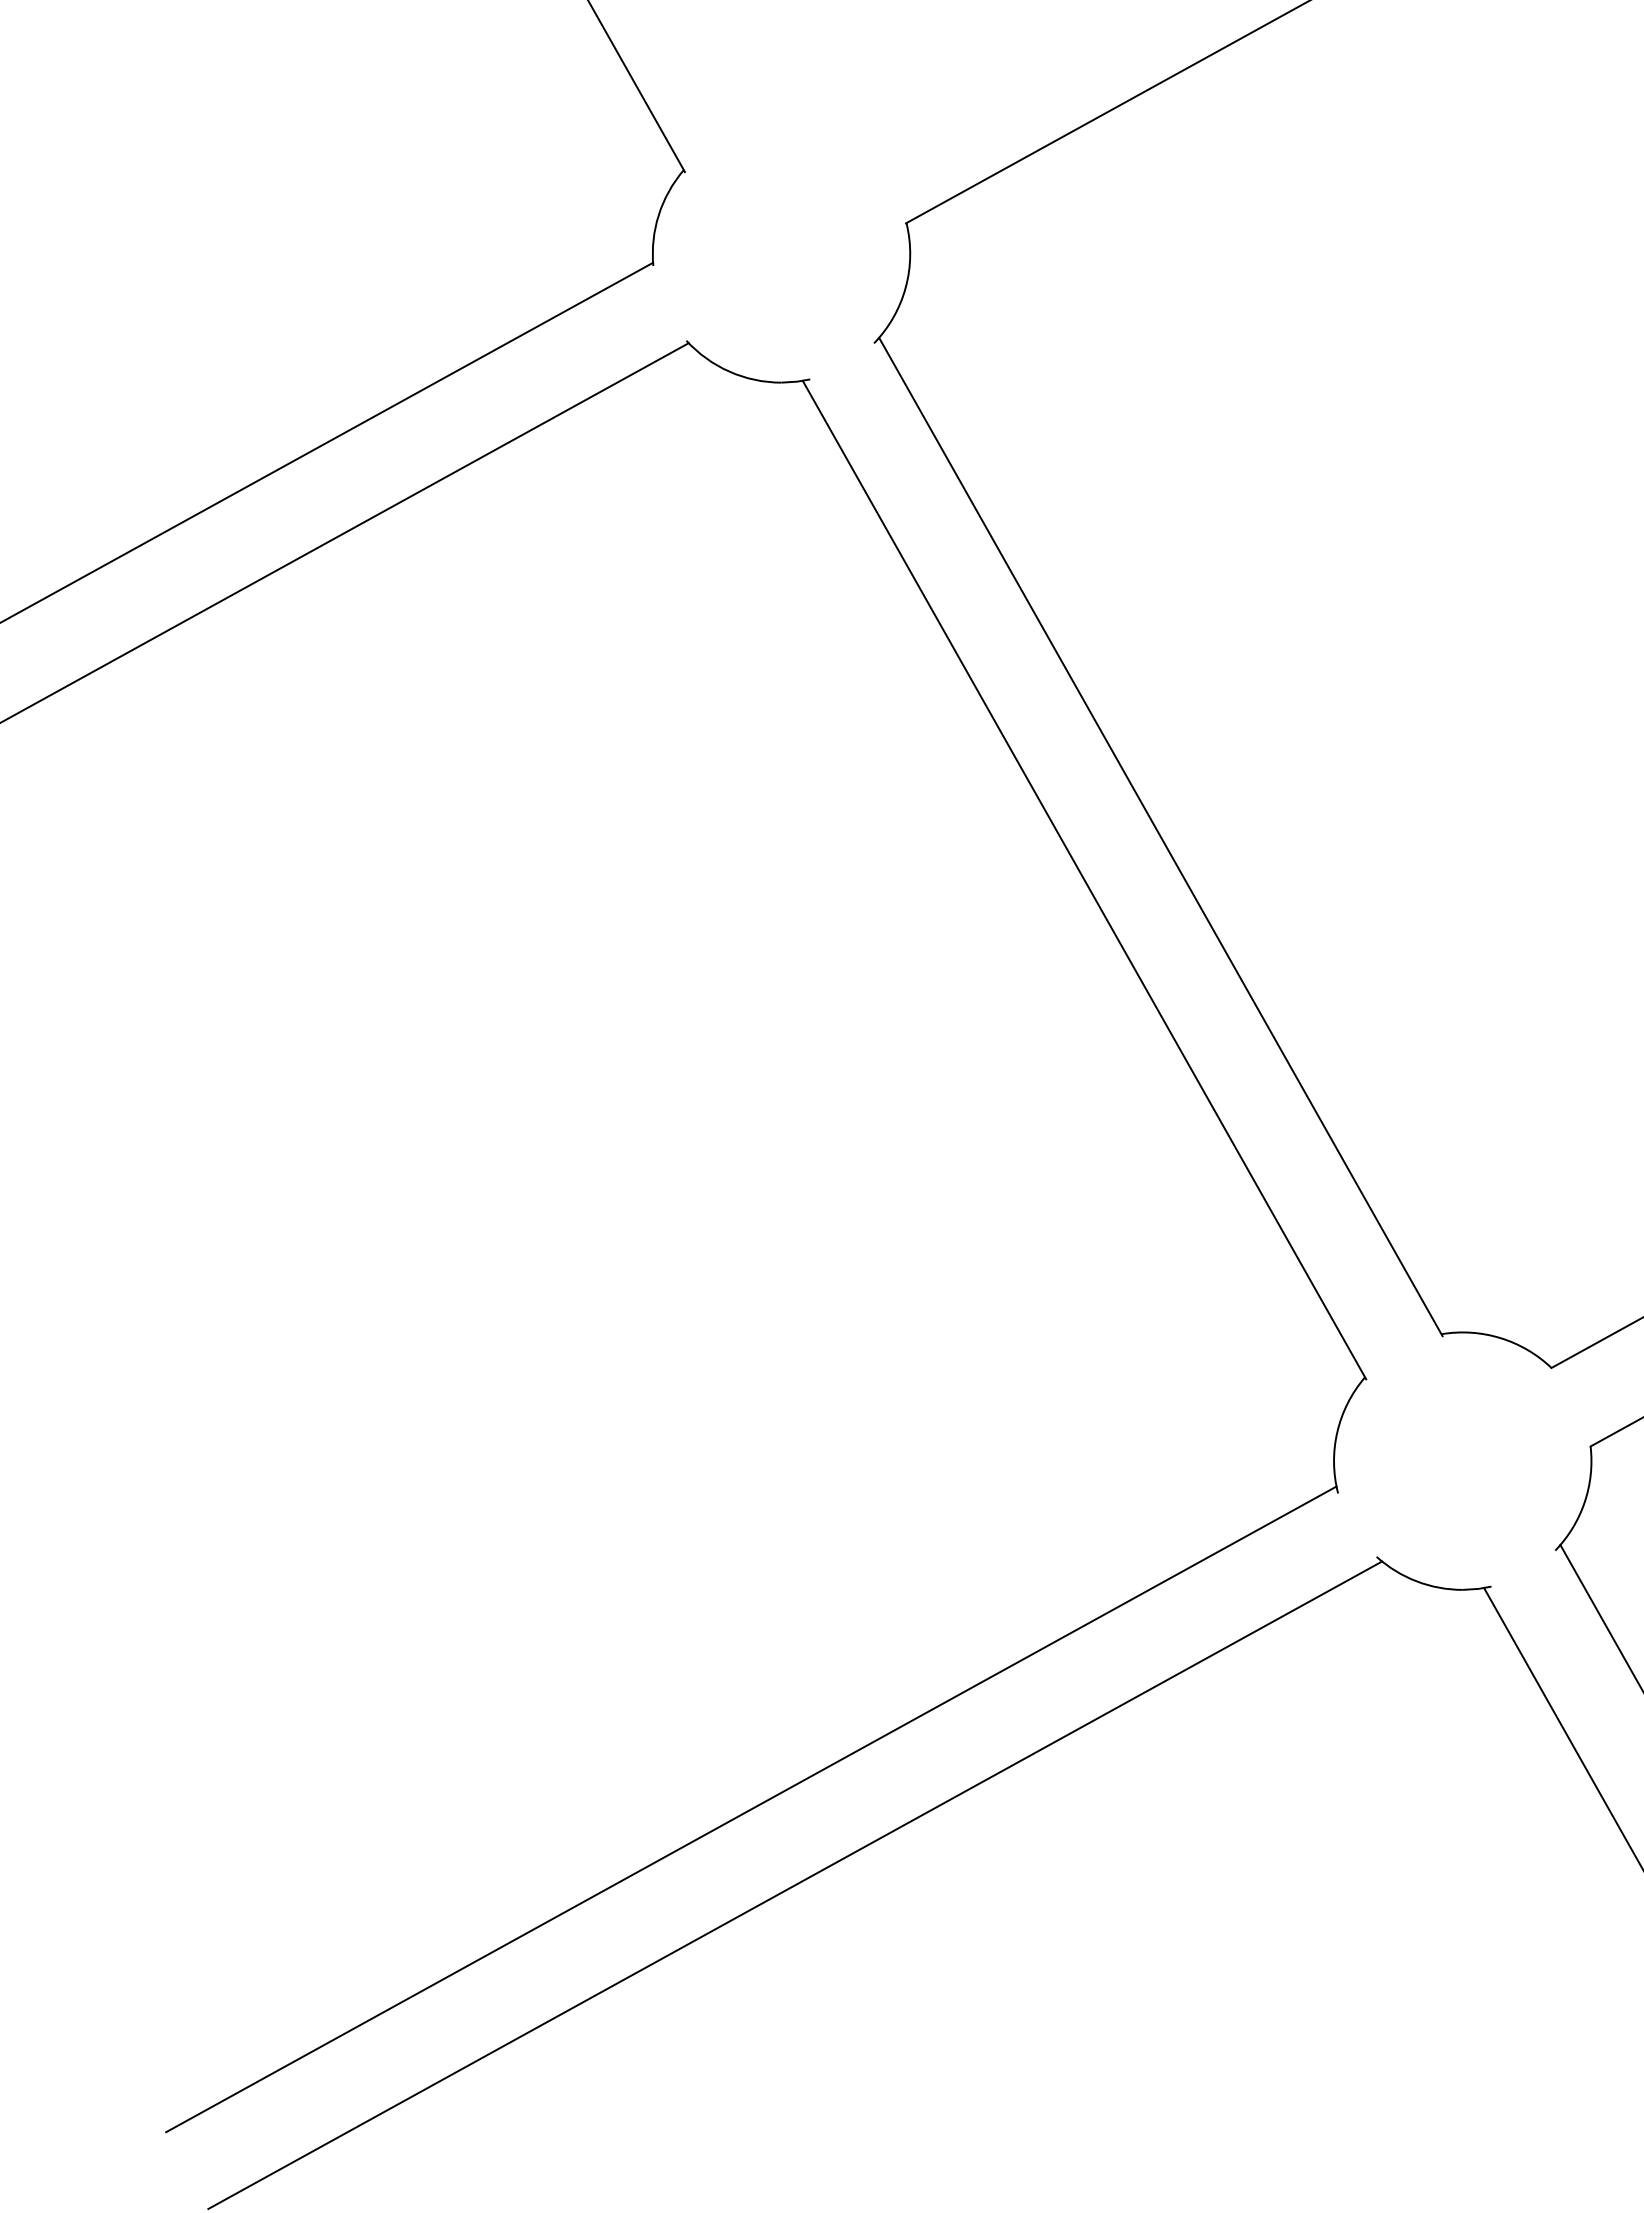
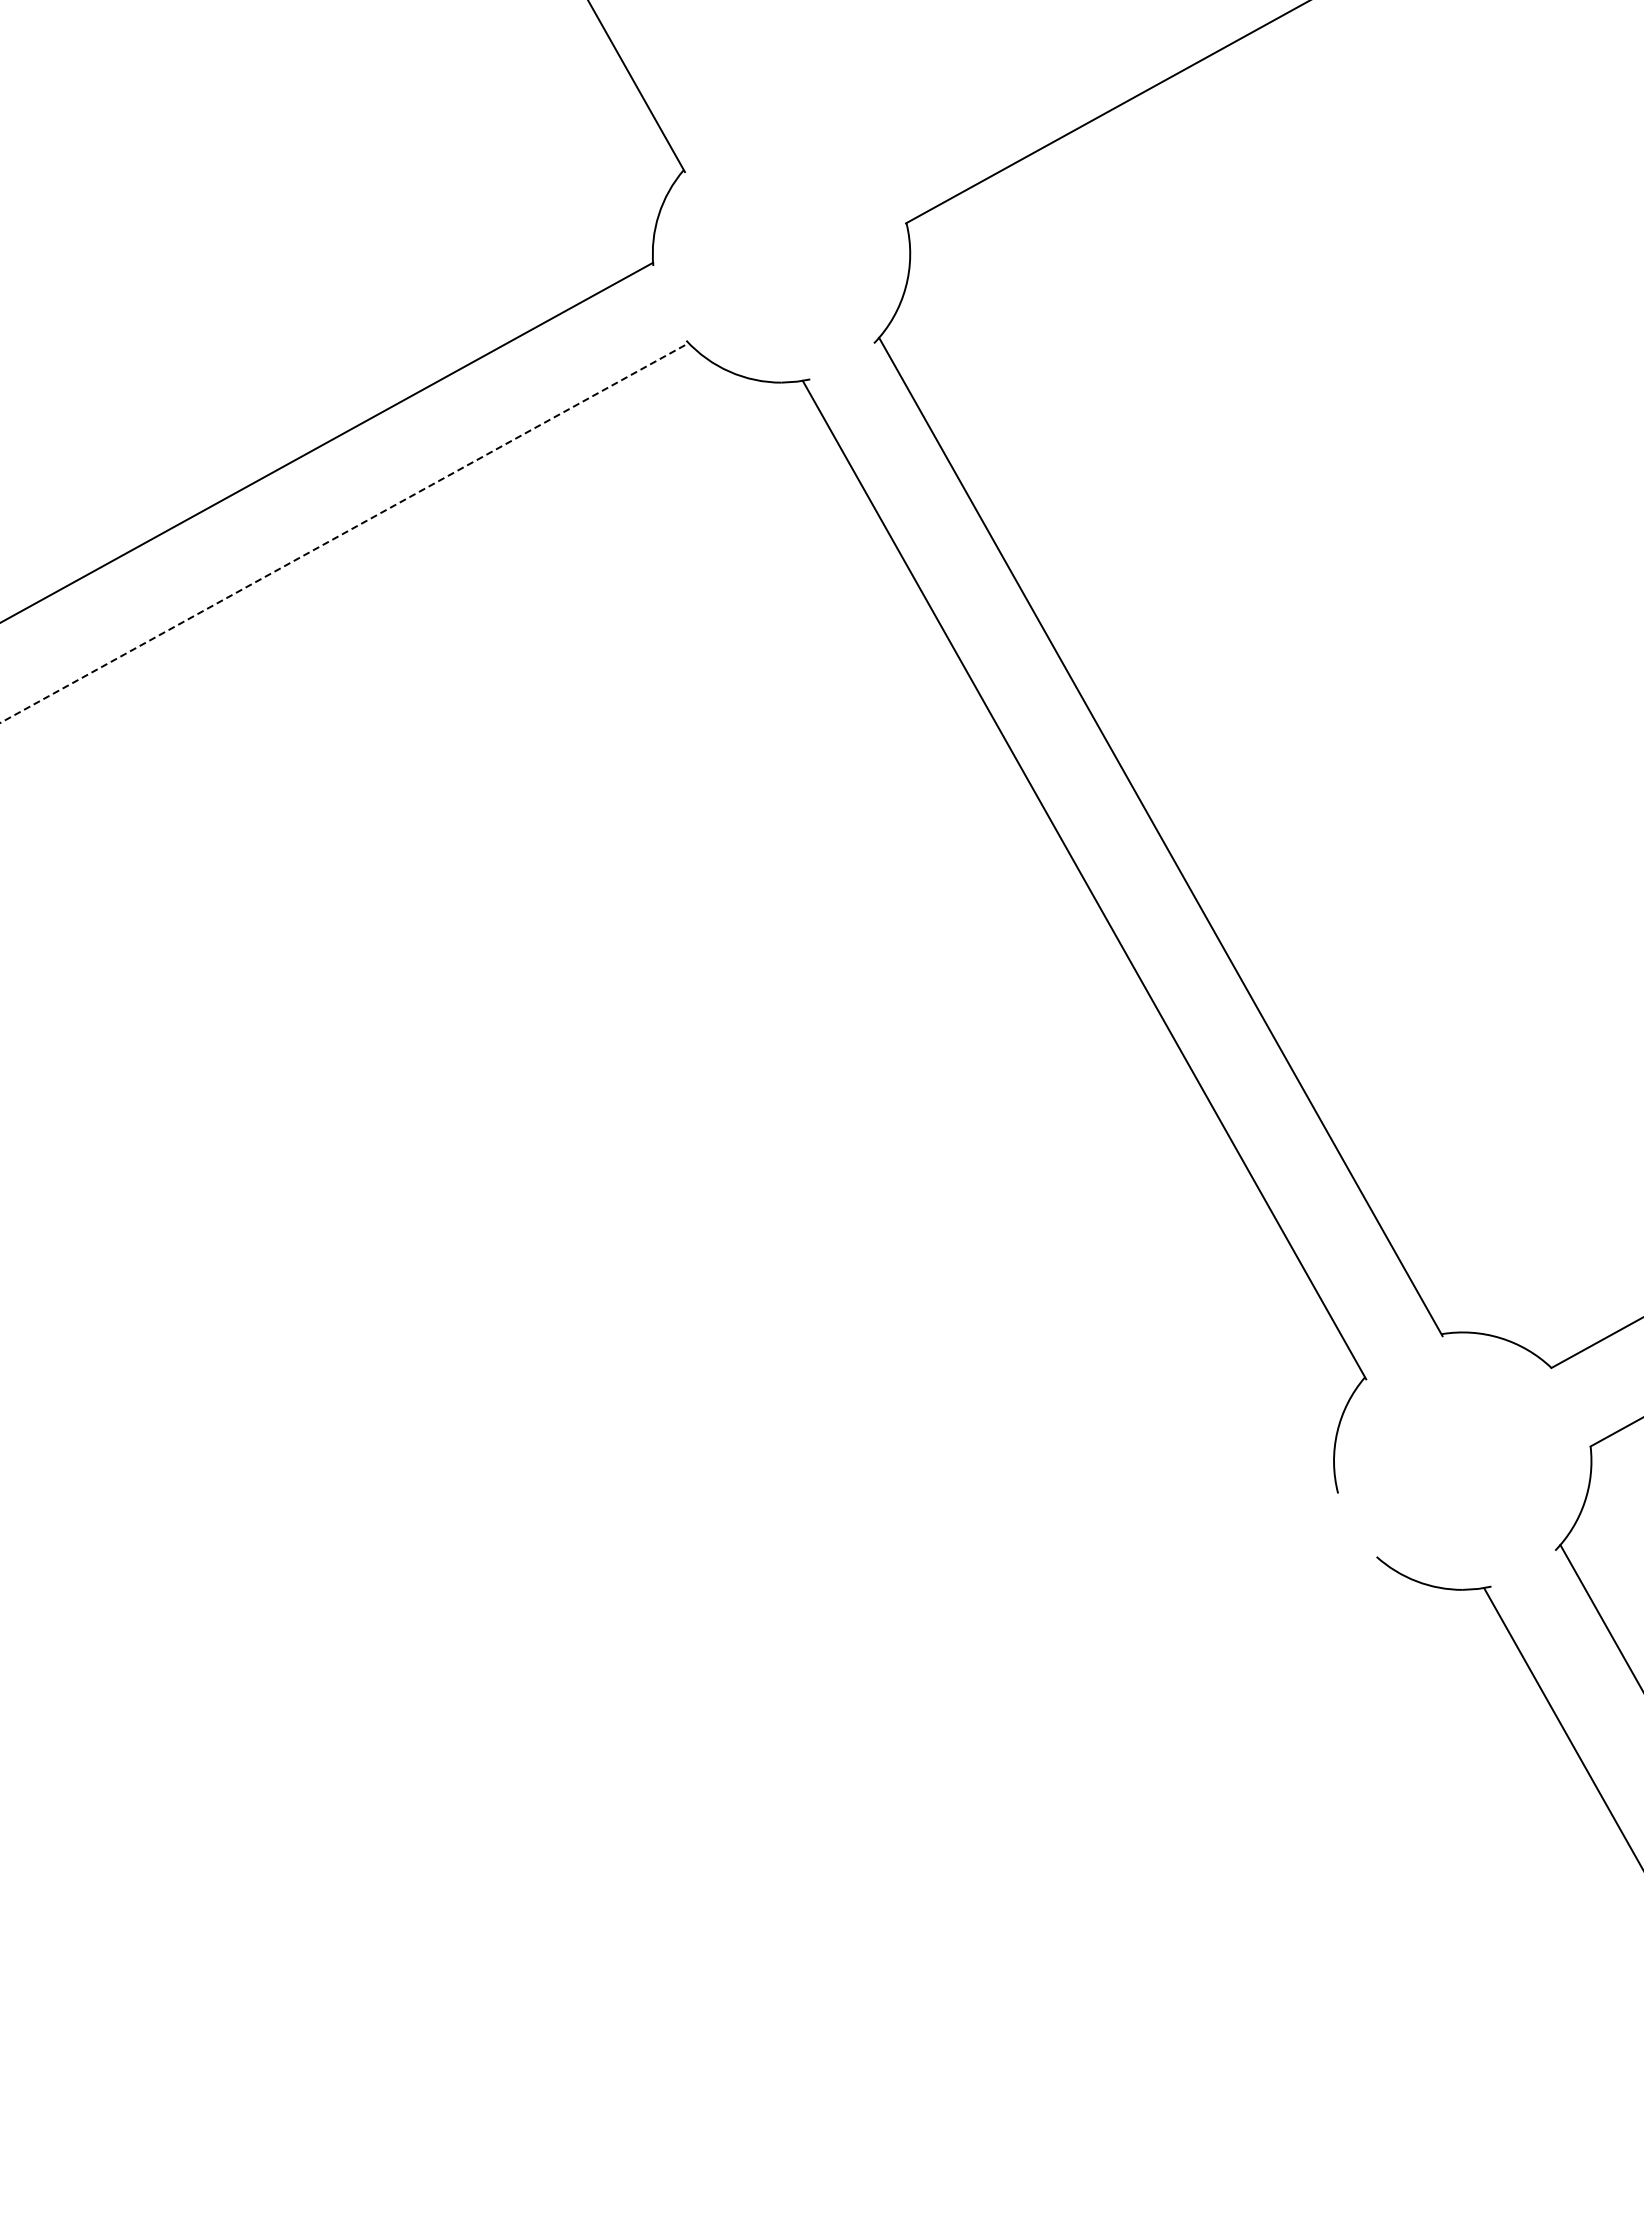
line: solid -> dashed (344, 532)
line: present -> none (751, 1809)
line: present -> none (795, 1885)
